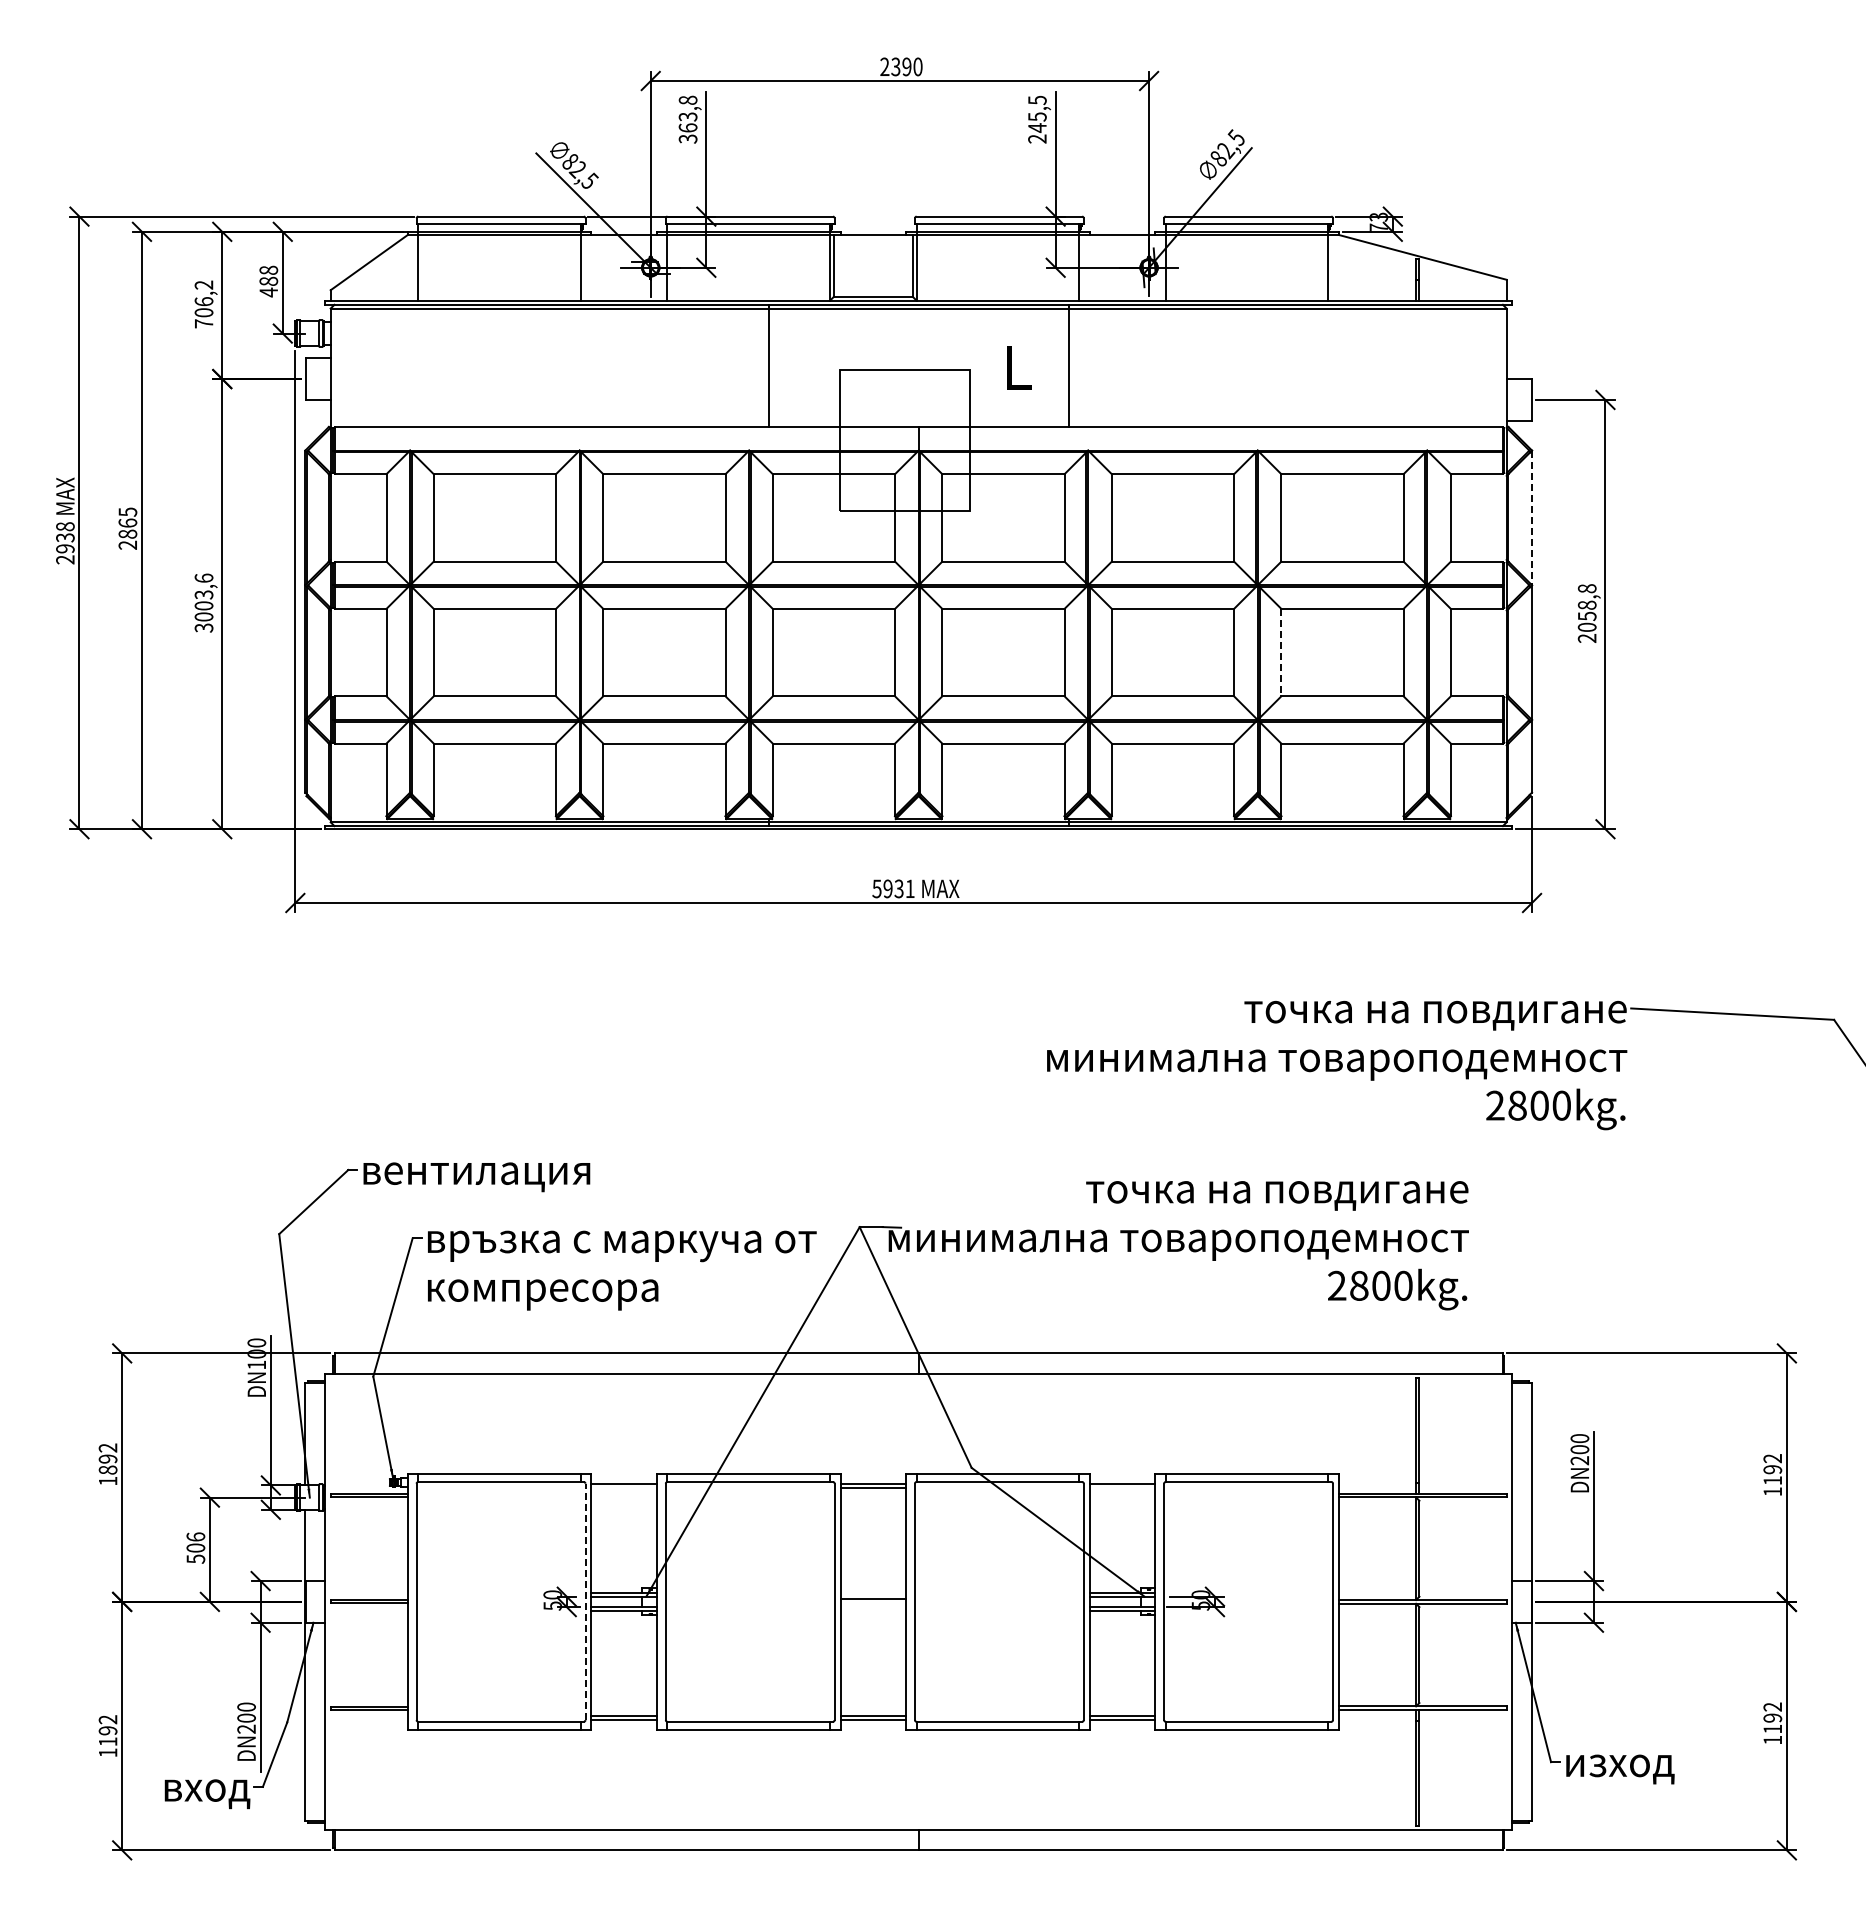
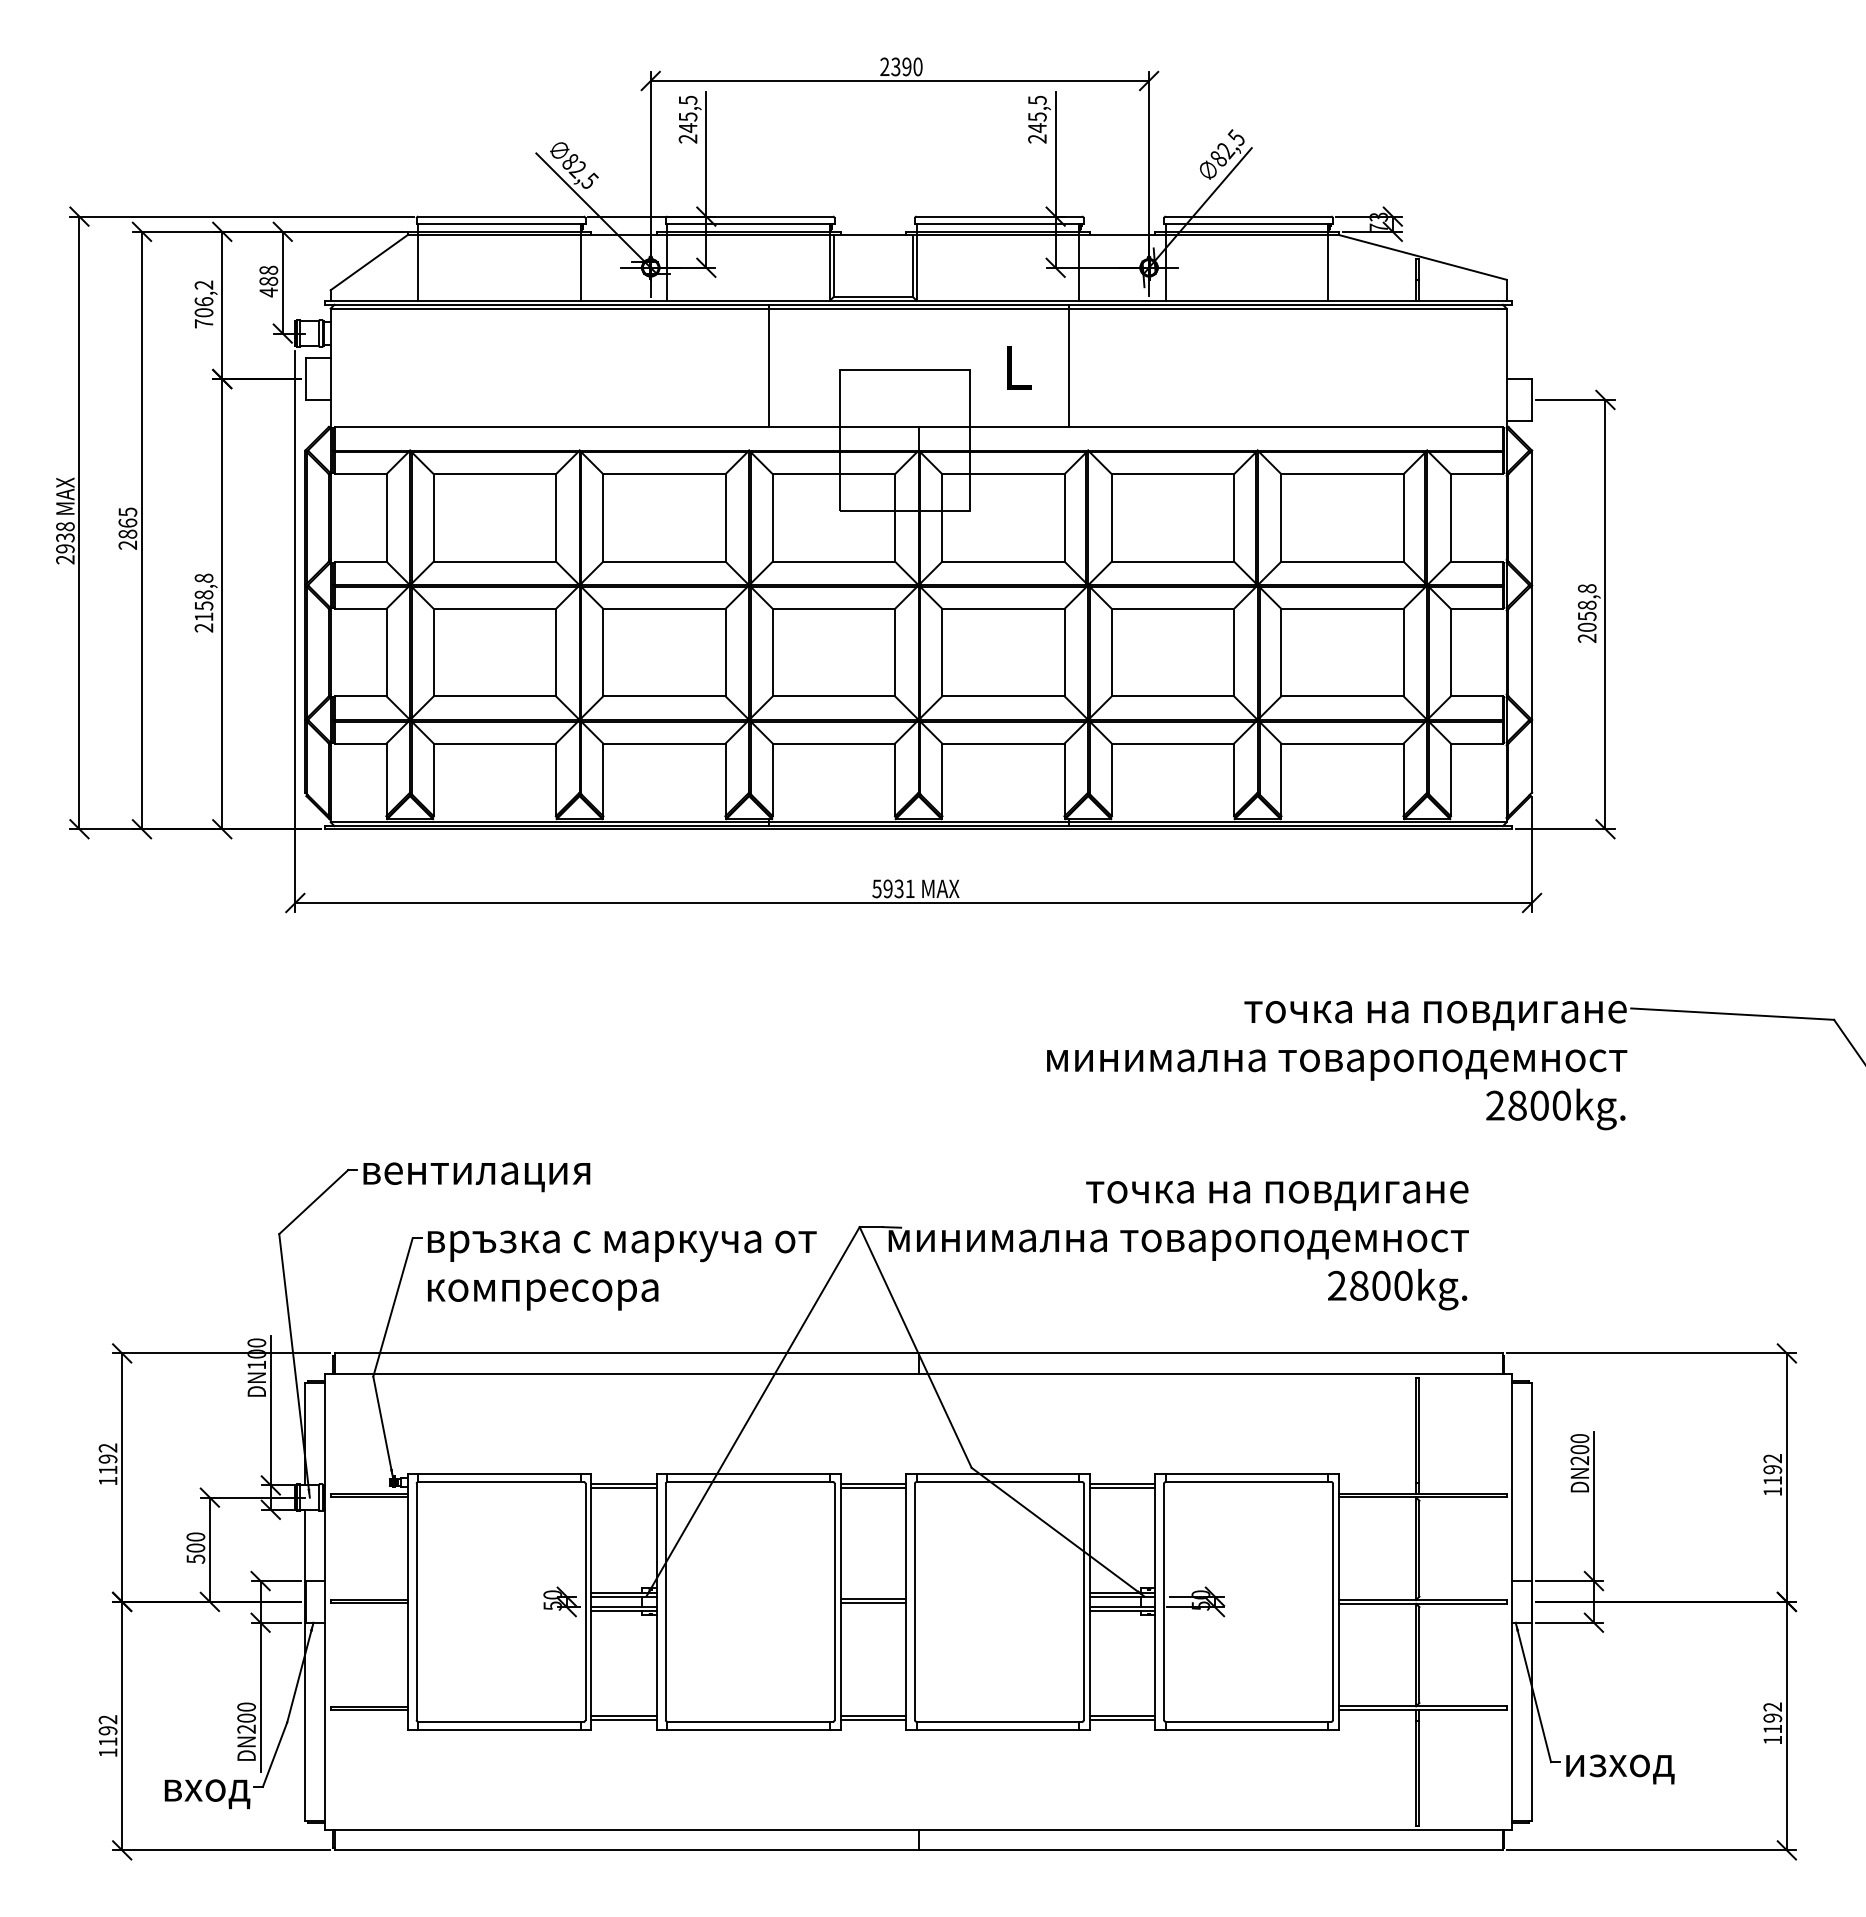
text: 363,8 -> 245,5 (687, 119)
line: dashed -> solid (1532, 518)
text: 3003,6 -> 2158,8 (203, 602)
line: dashed -> solid (1281, 652)
text: 1892 -> 1192 (107, 1469)
line: none -> present (624, 1488)
line: none -> present (1122, 1488)
text: 506 -> 500 (195, 1536)
line: dashed -> solid (585, 1601)
line: none -> present (873, 1602)
